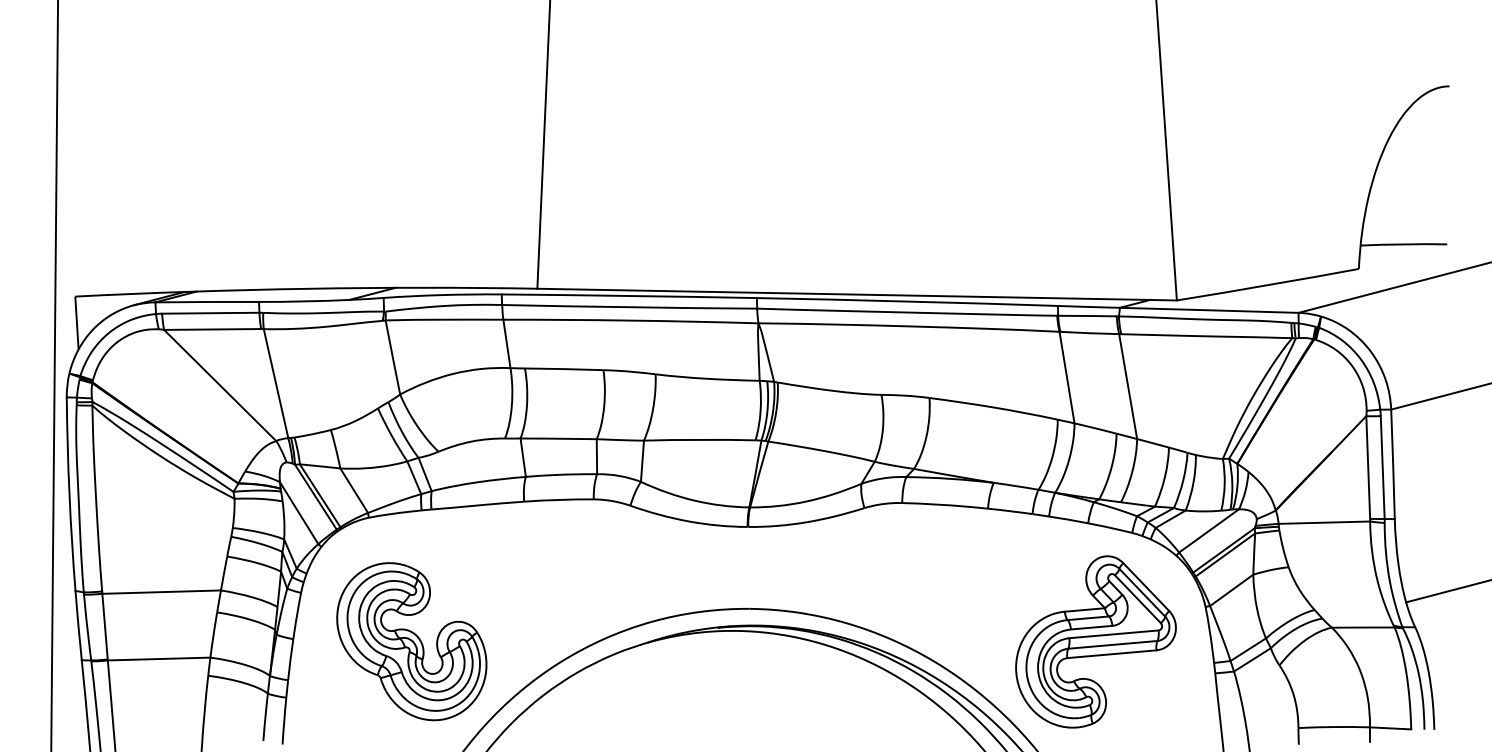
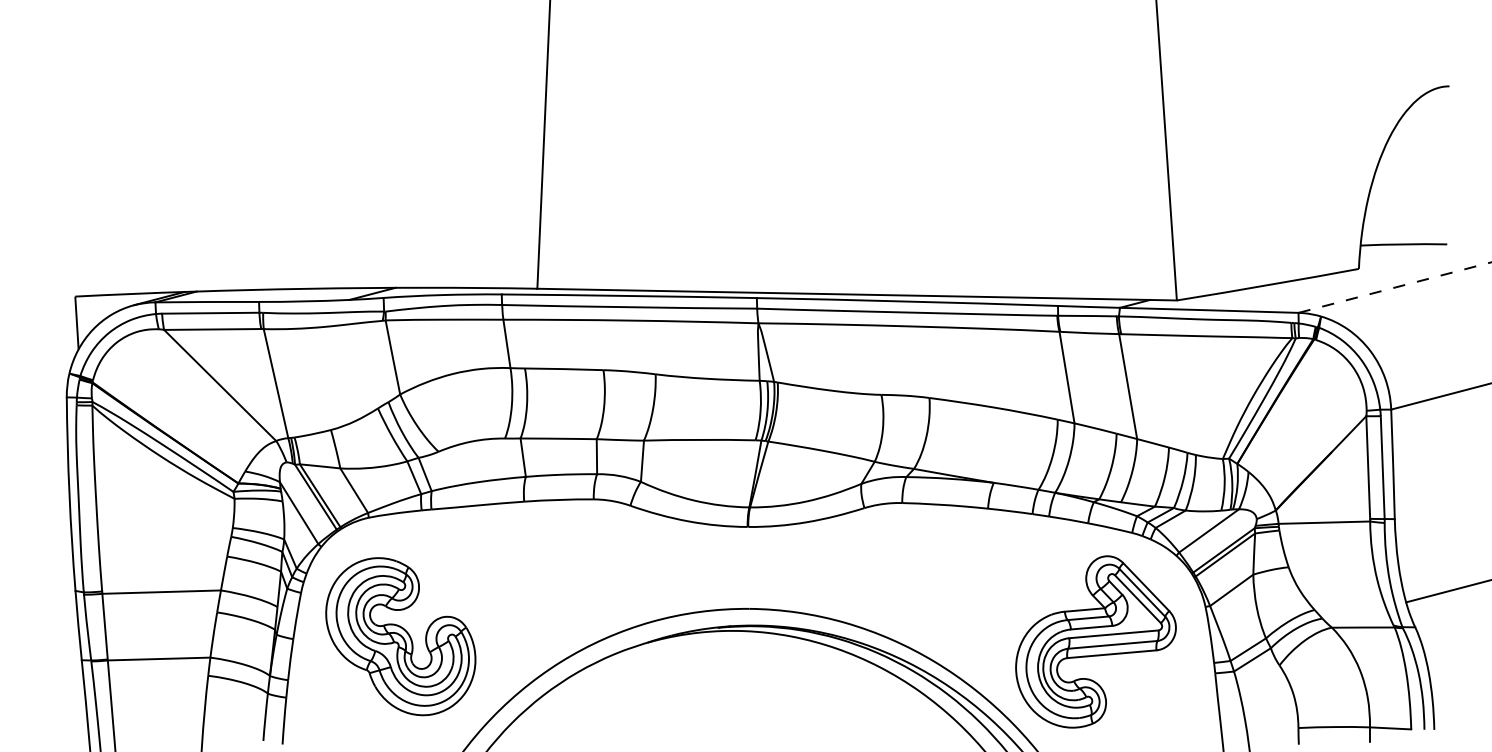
line: solid -> dashed (1395, 287)
line: present -> none (54, 375)
part position: (411, 641) -> (400, 636) (400, 636)
